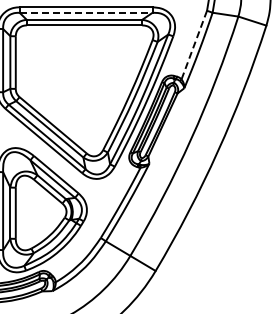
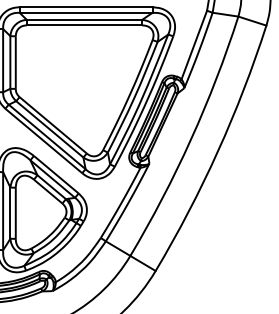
line: dashed -> solid (86, 12)
line: dashed -> solid (194, 45)
